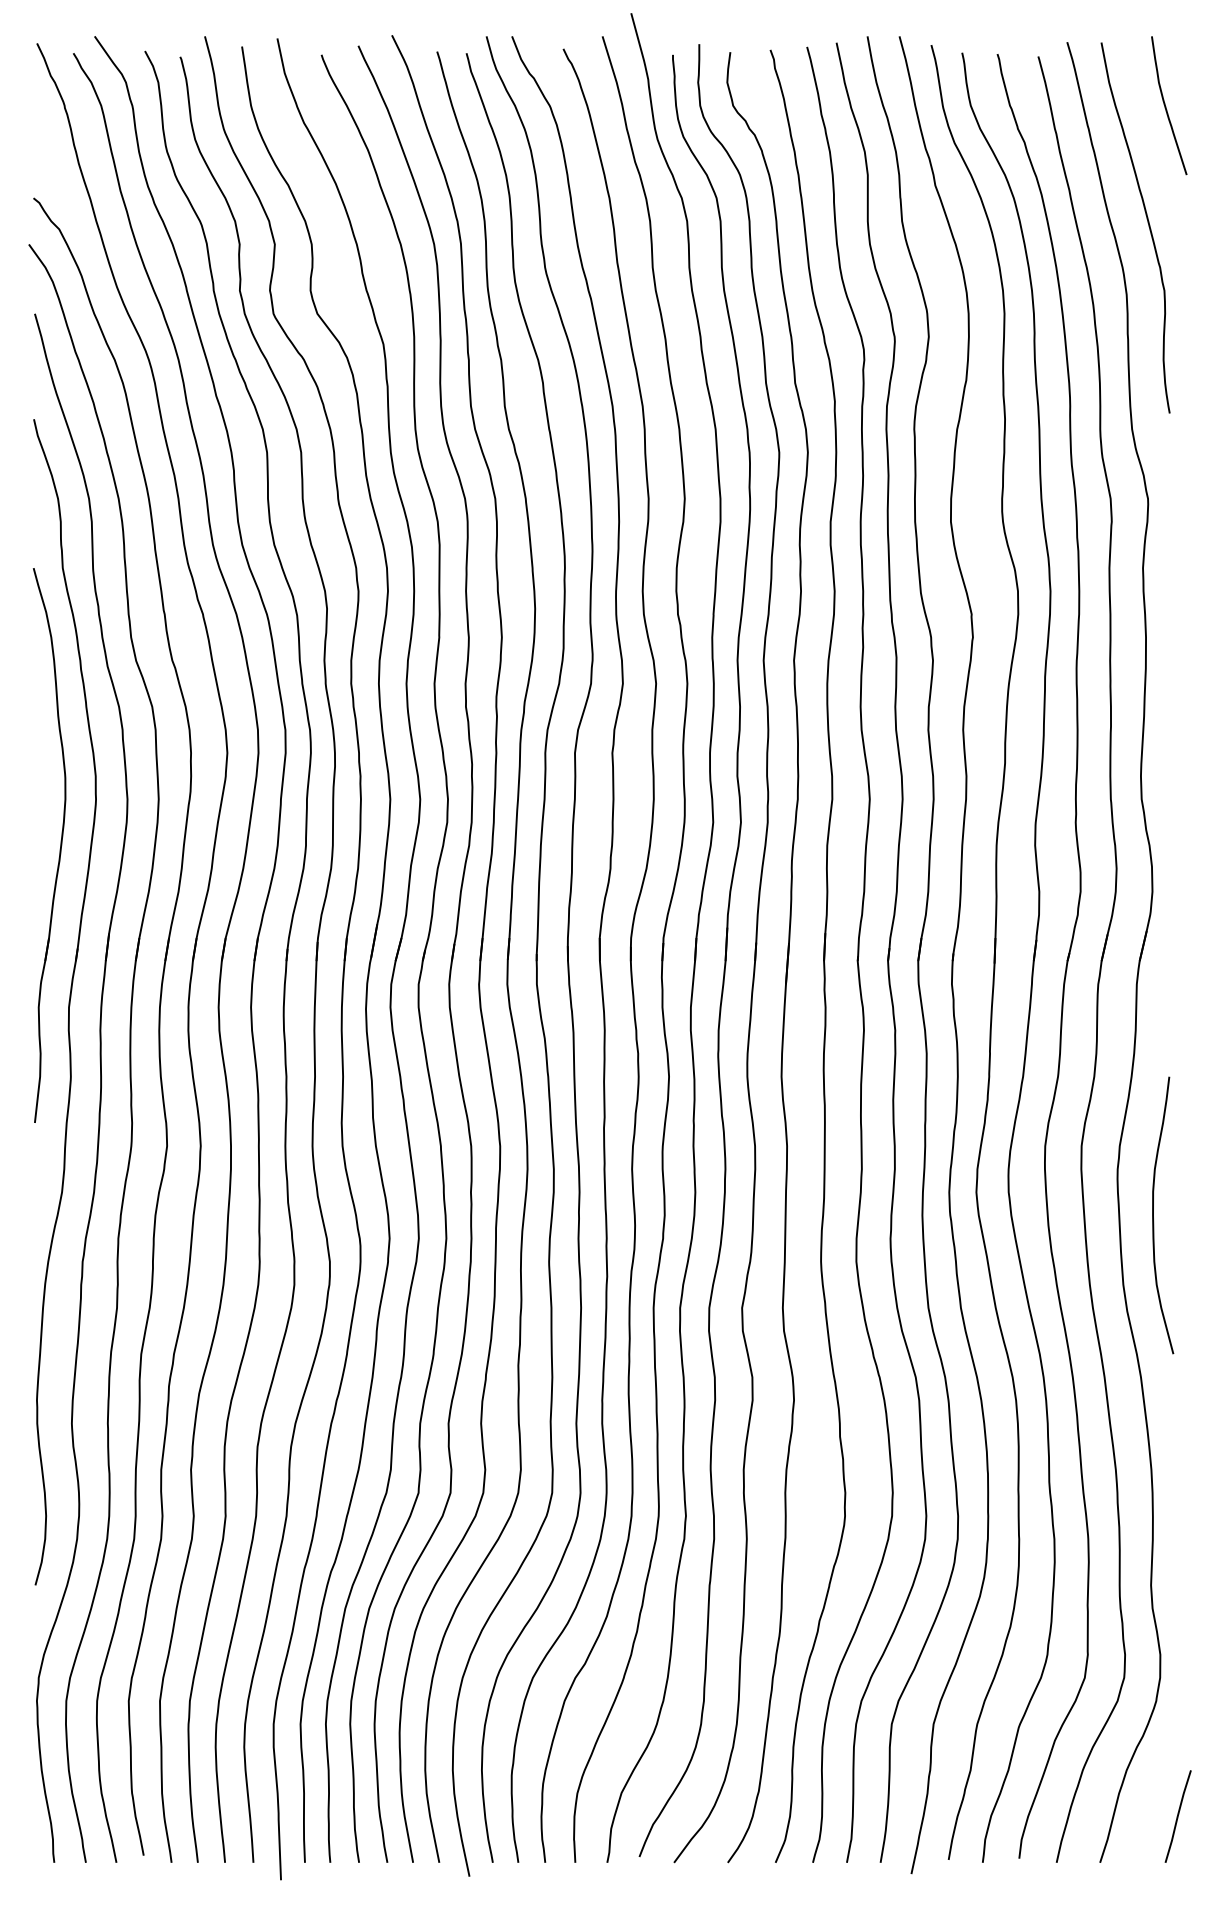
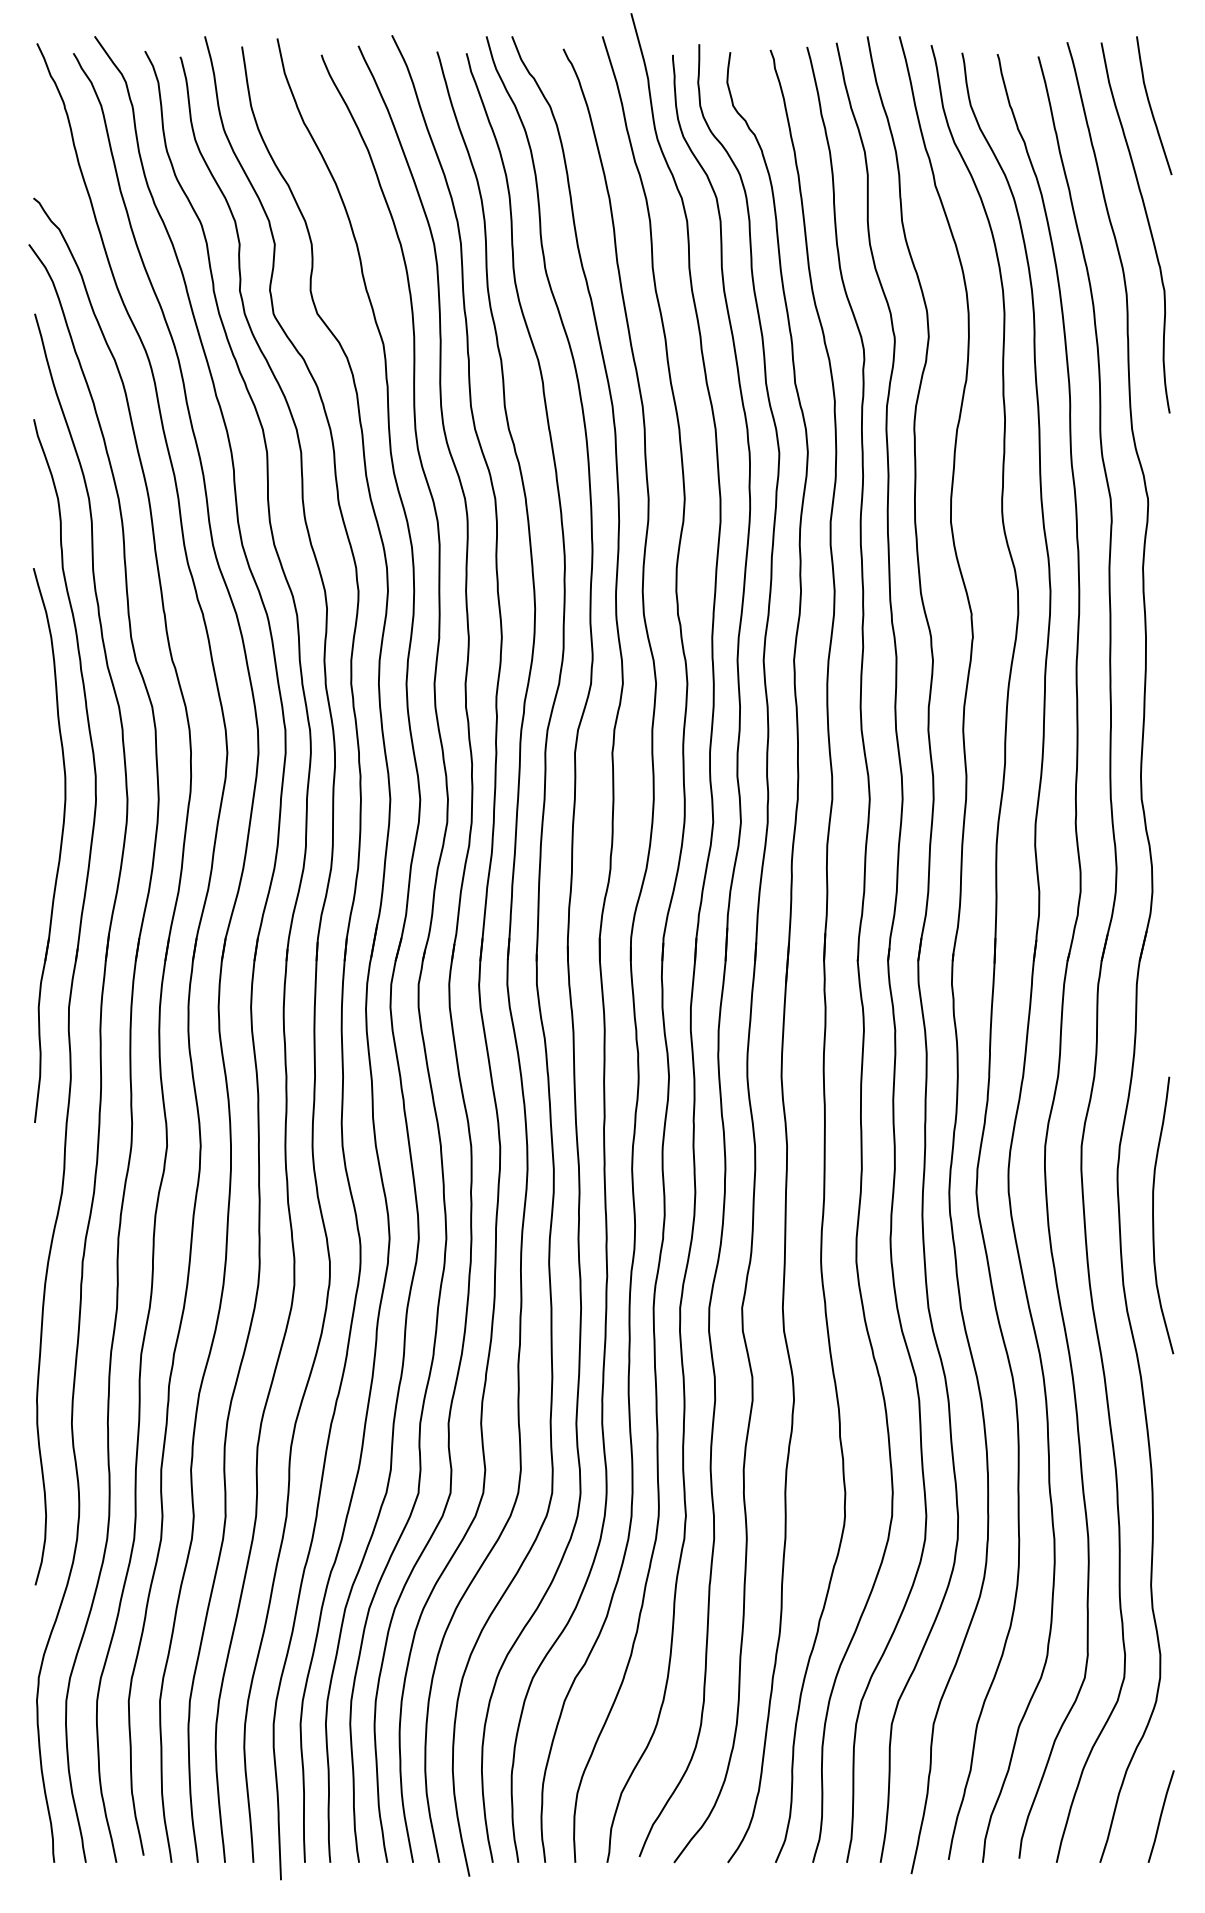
curve position: (1166, 106) -> (1151, 106) (1151, 106)
line position: (1177, 1816) -> (1160, 1816) (1160, 1816)
